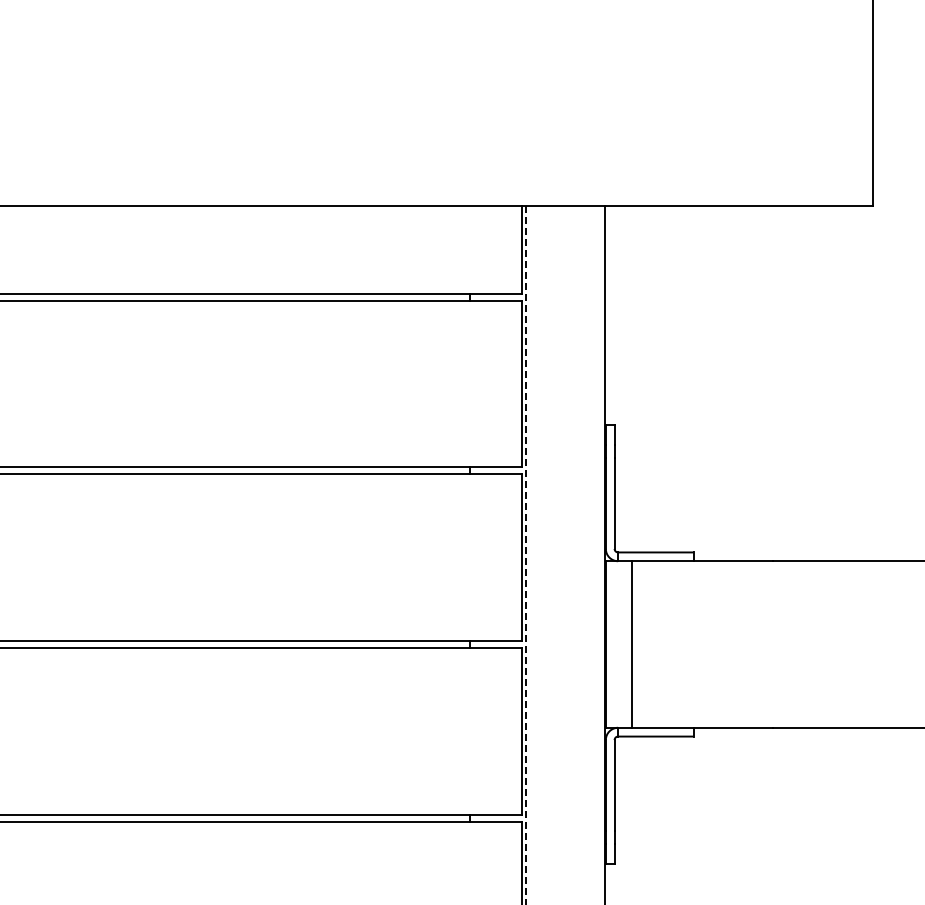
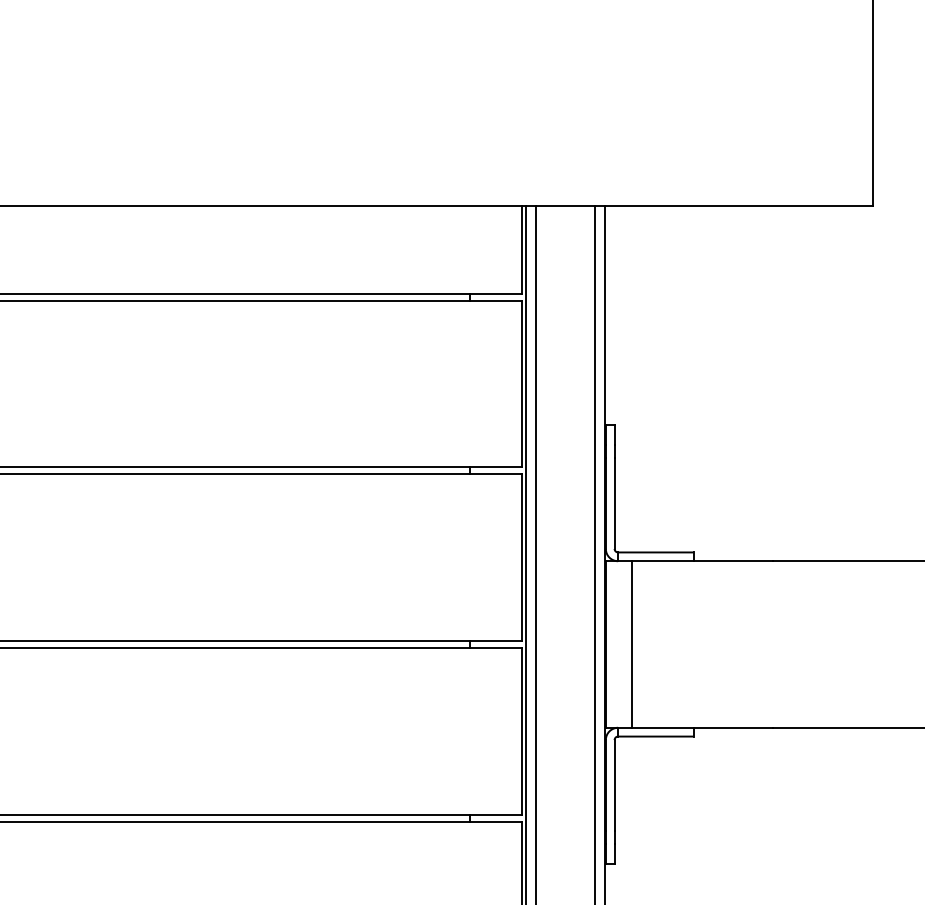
line: none -> present (535, 553)
line: none -> present (595, 553)
line: dashed -> solid (526, 556)
